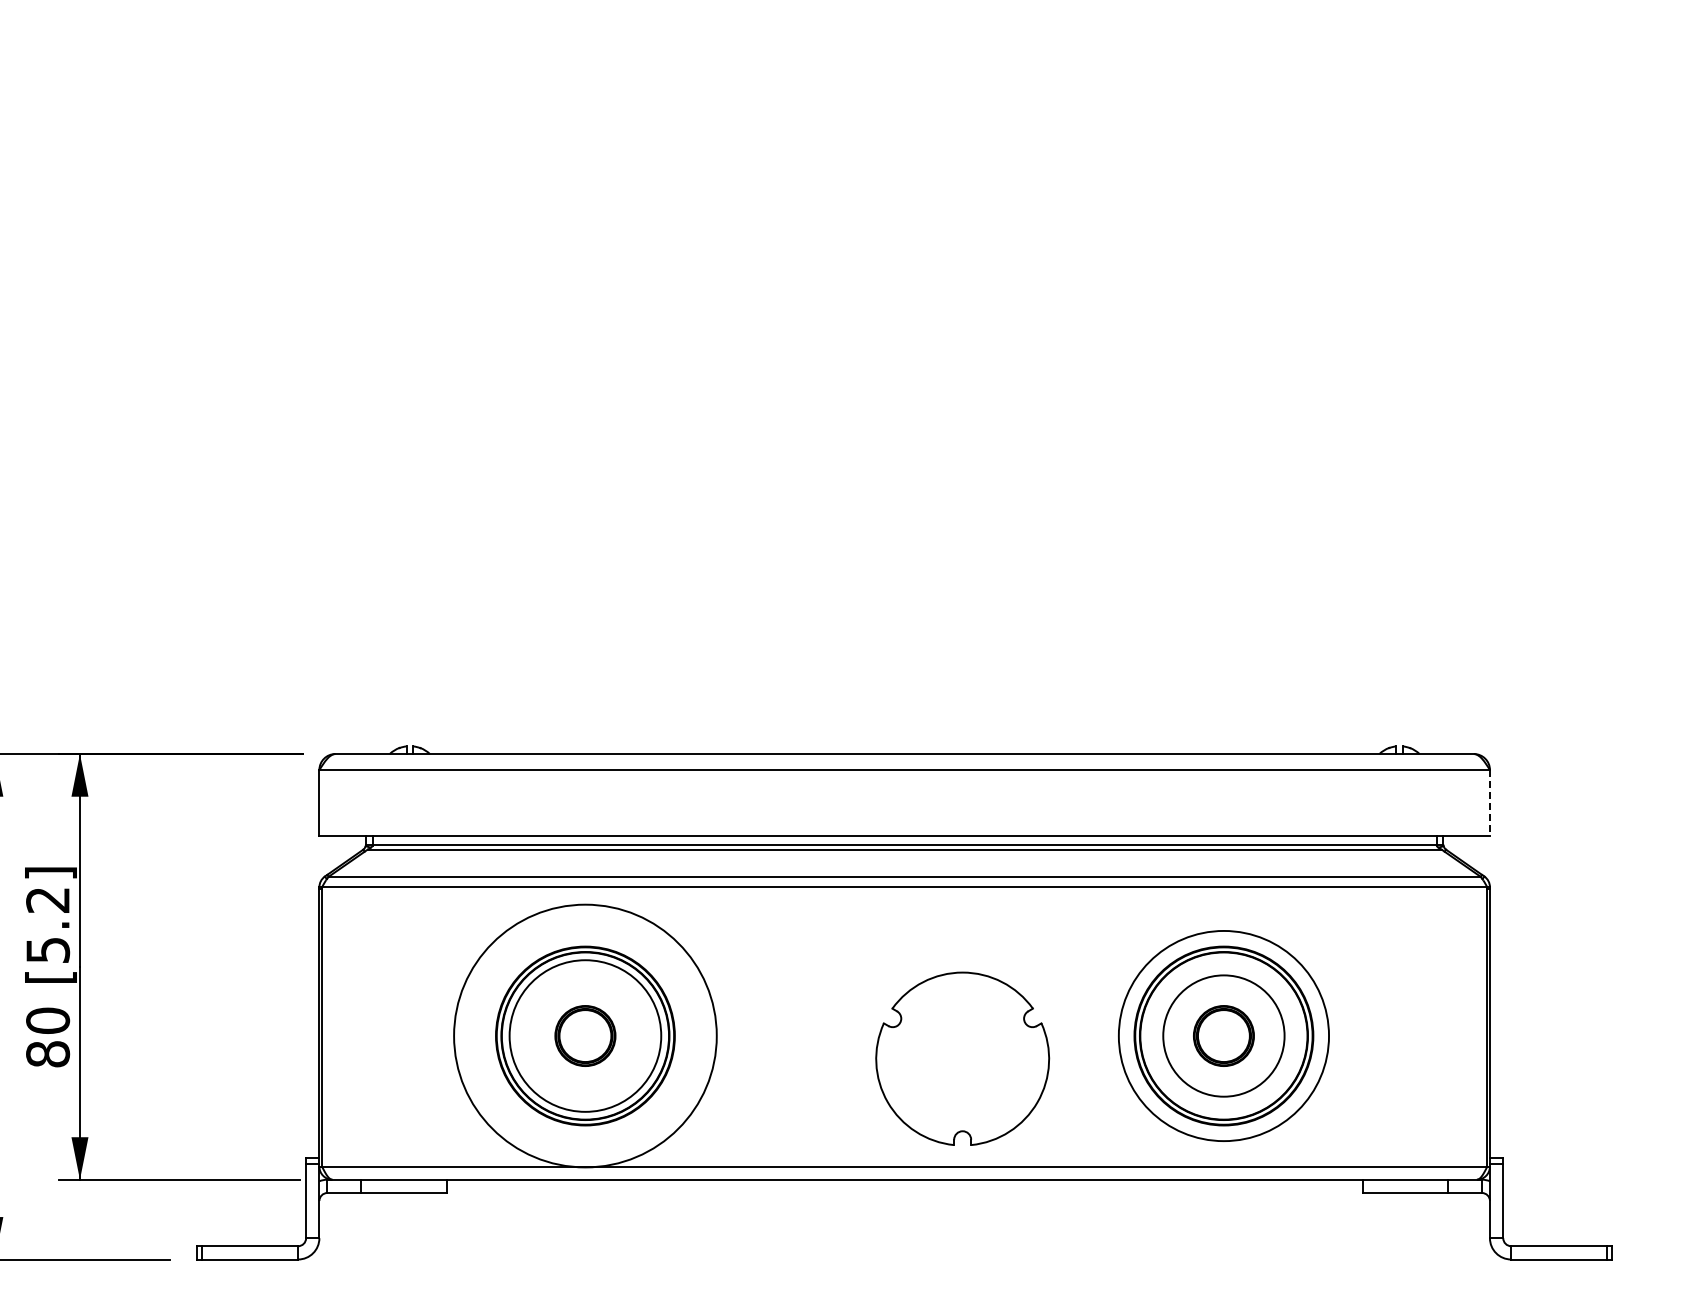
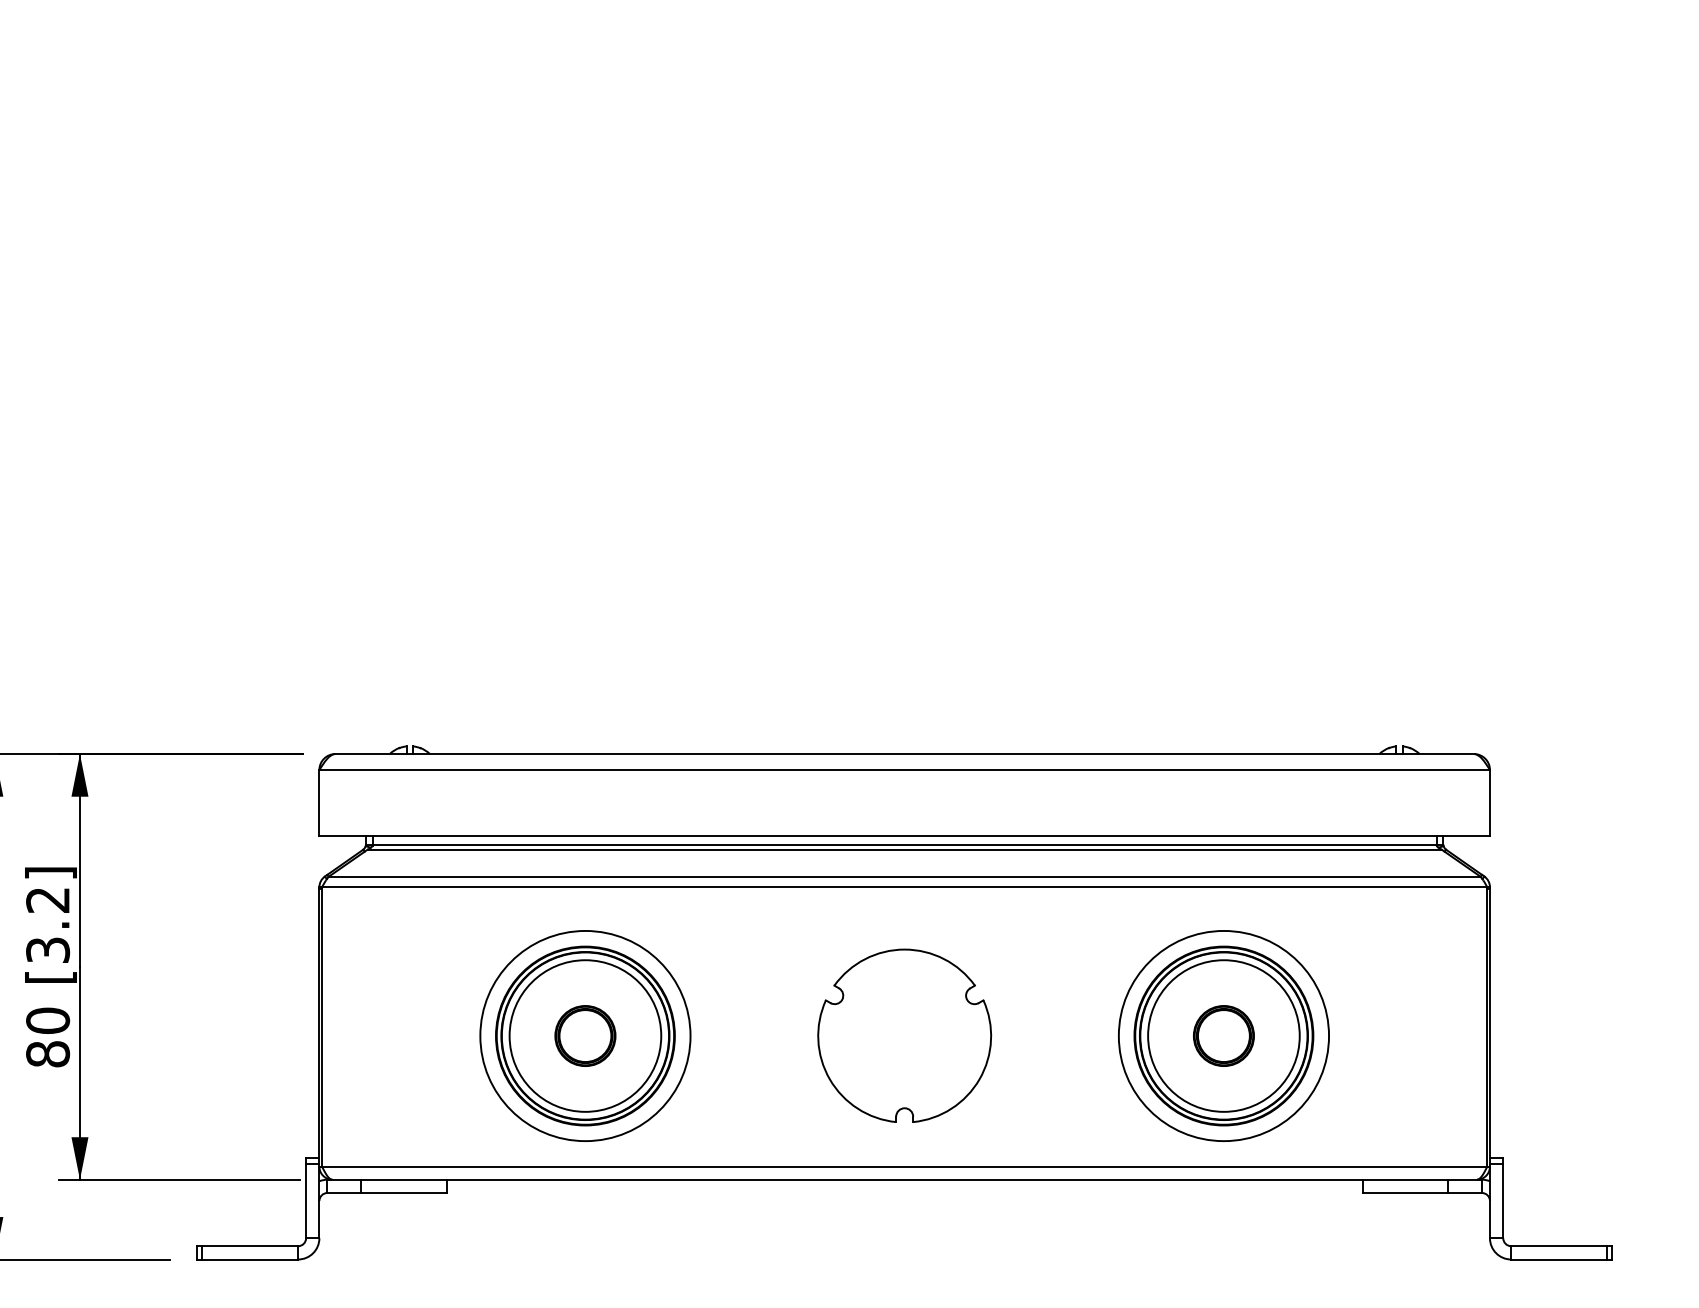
line: dashed -> solid (1489, 802)
text: [5.2] -> [3.2] (47, 949)
circle diameter: 263 px -> 210 px (585, 1035)
circle diameter: 121 px -> 152 px (1223, 1035)
part position: (962, 1058) -> (904, 1035) (904, 1035)
